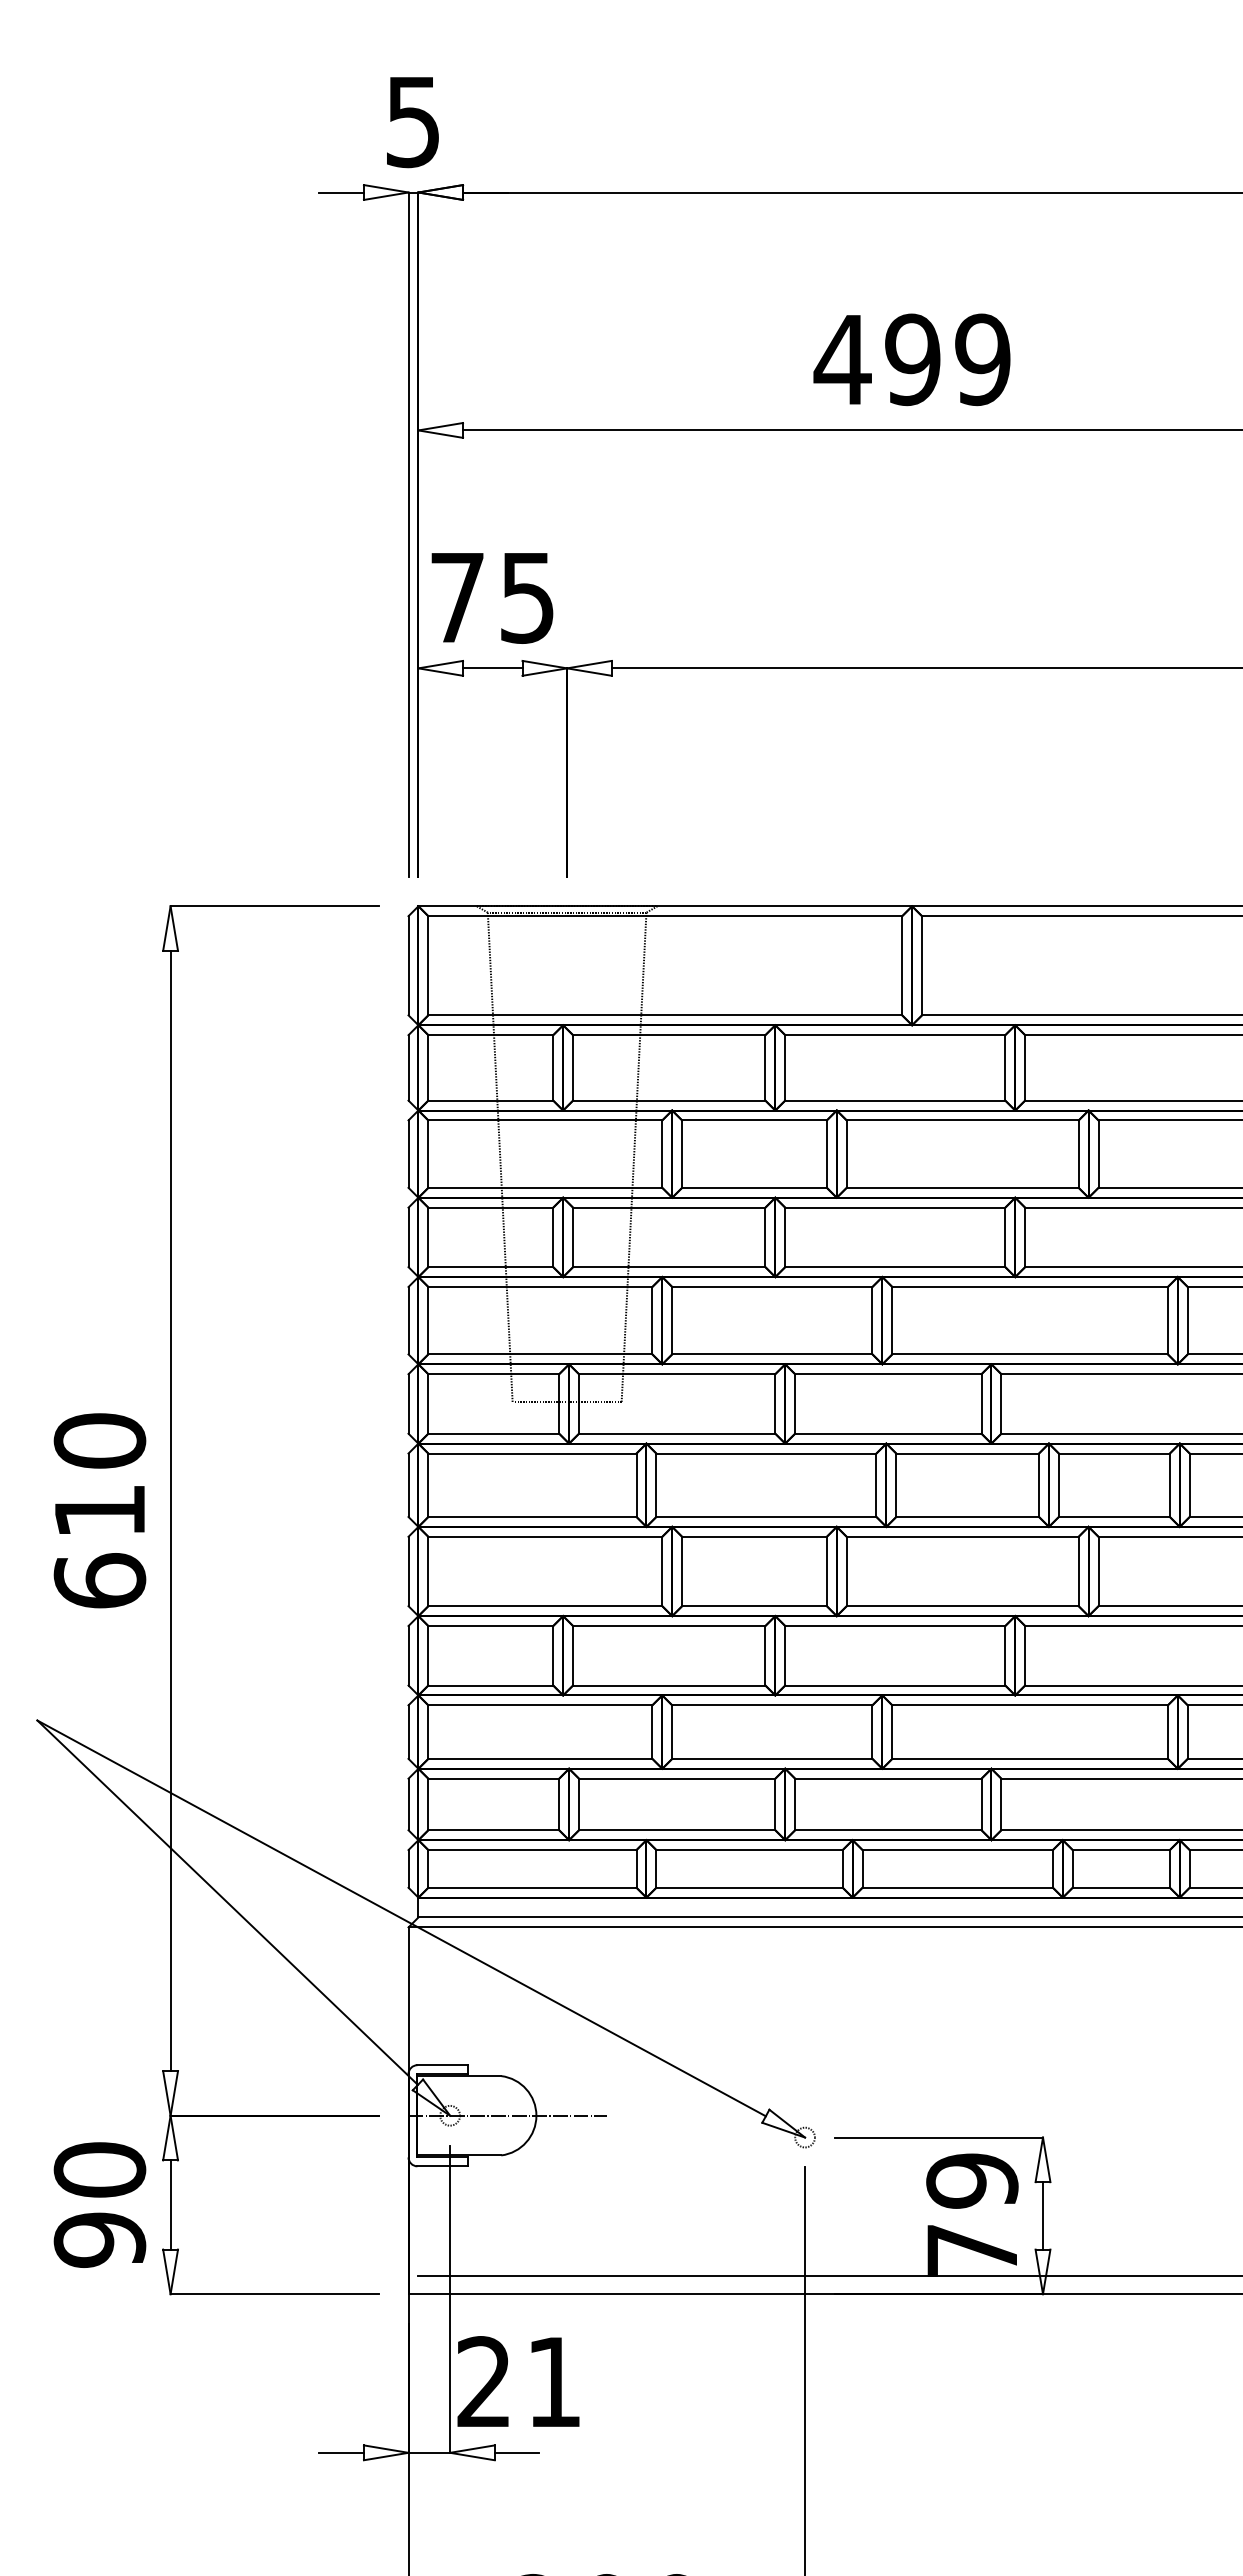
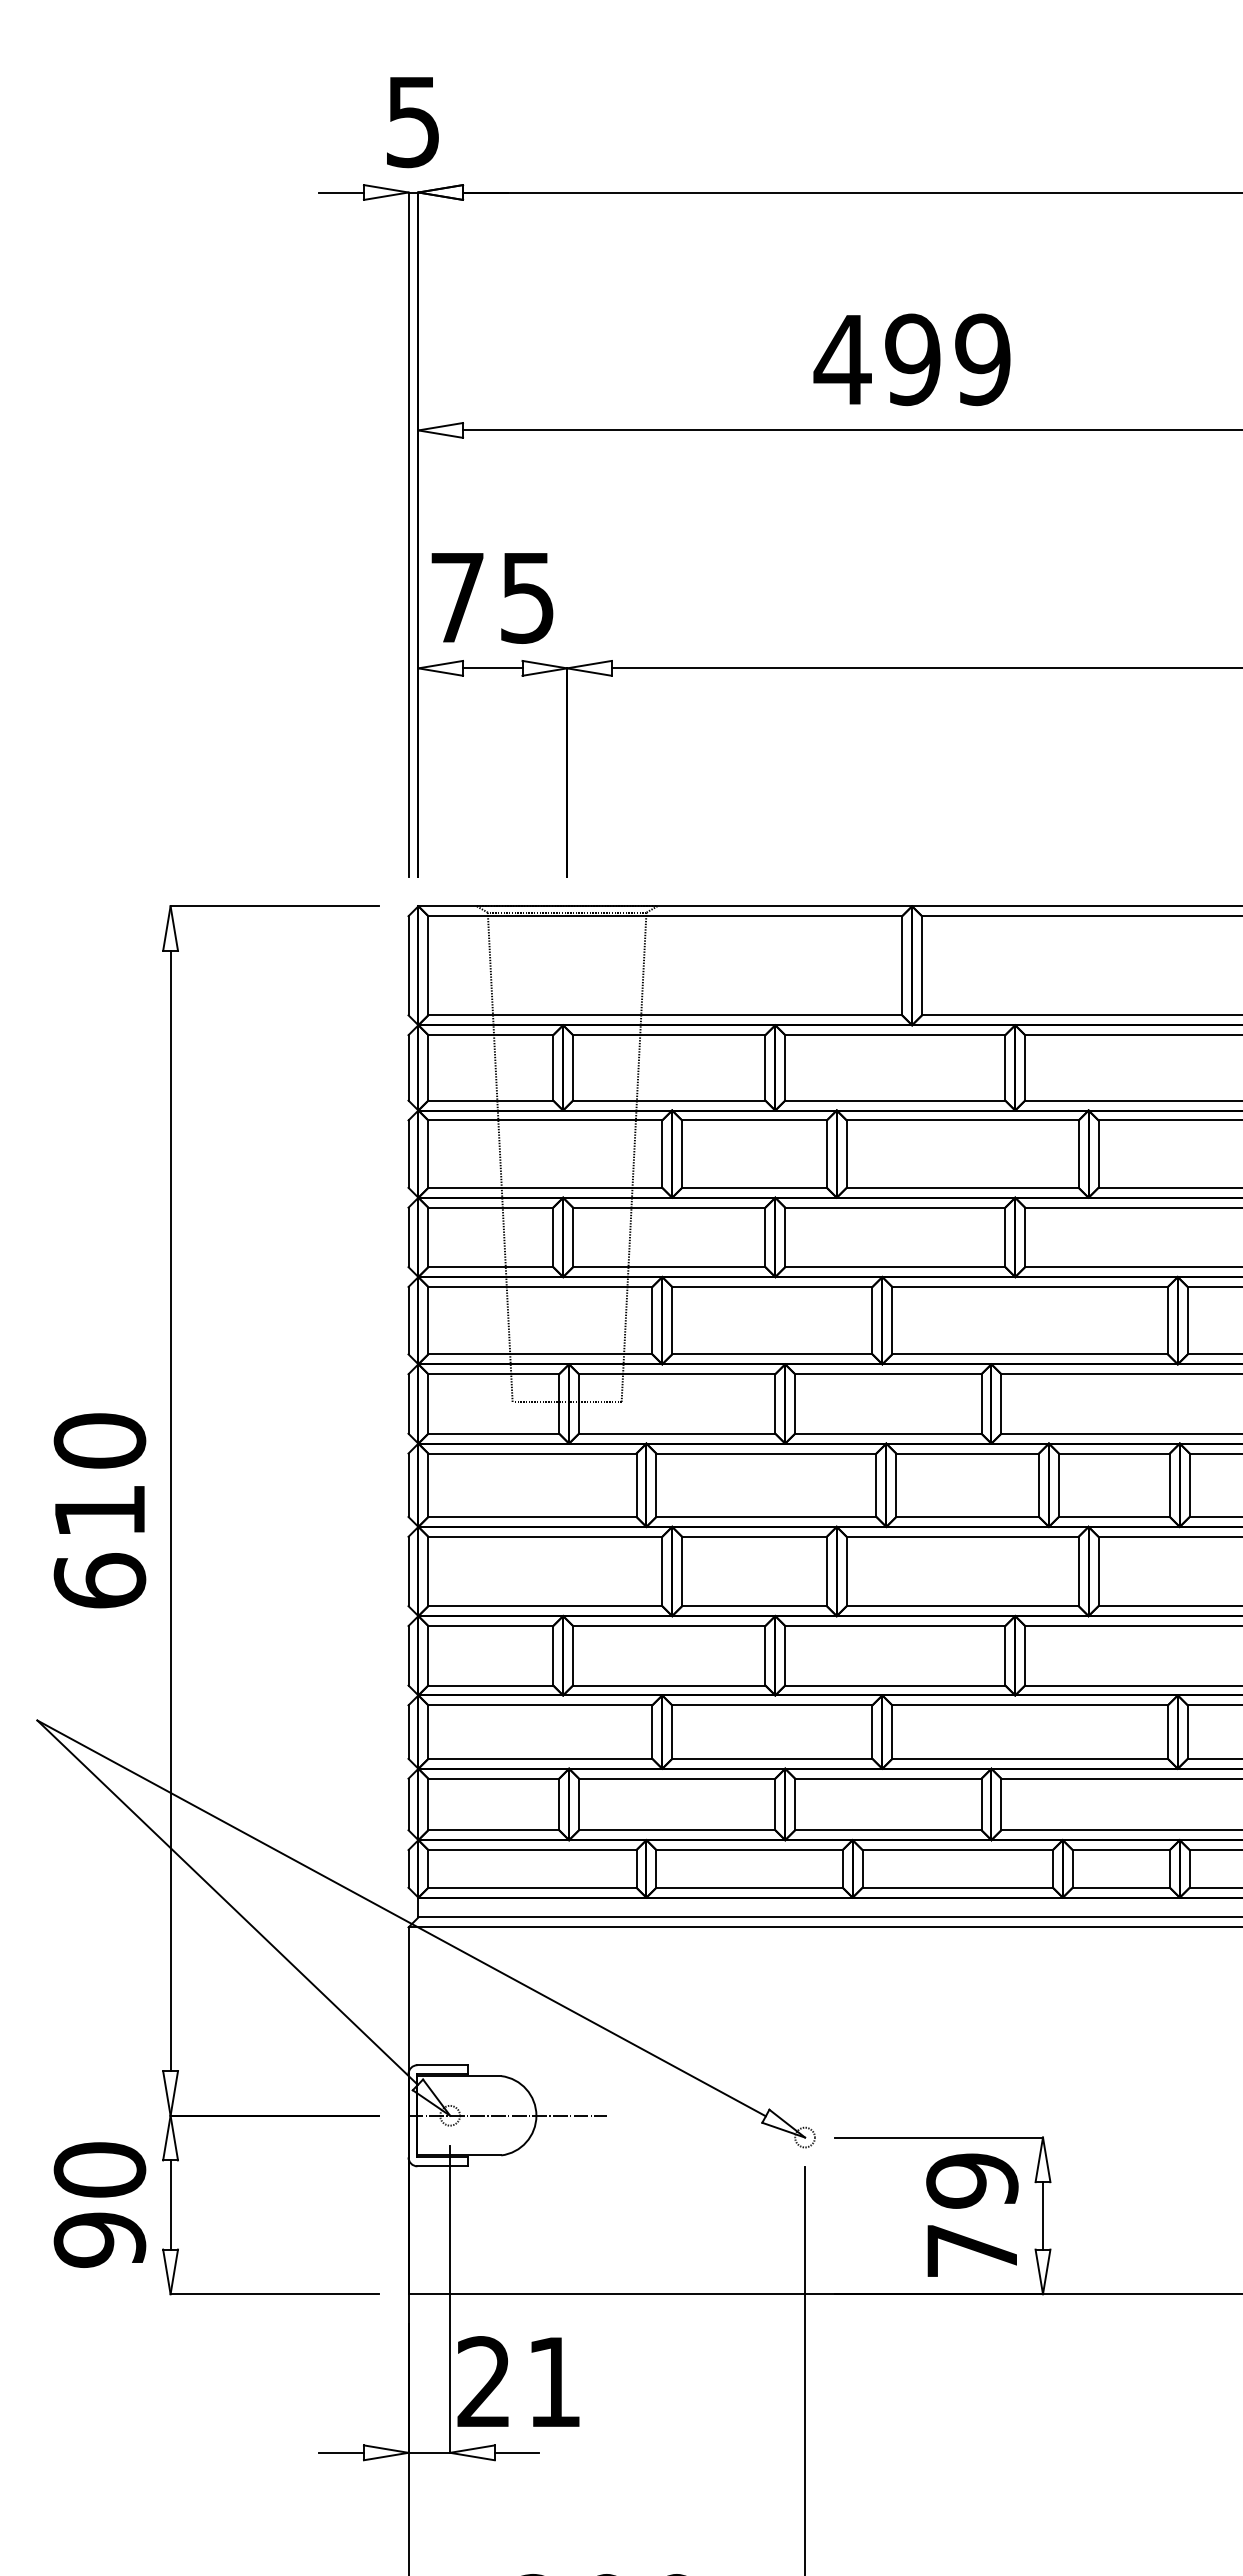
line: present -> none (828, 2276)
